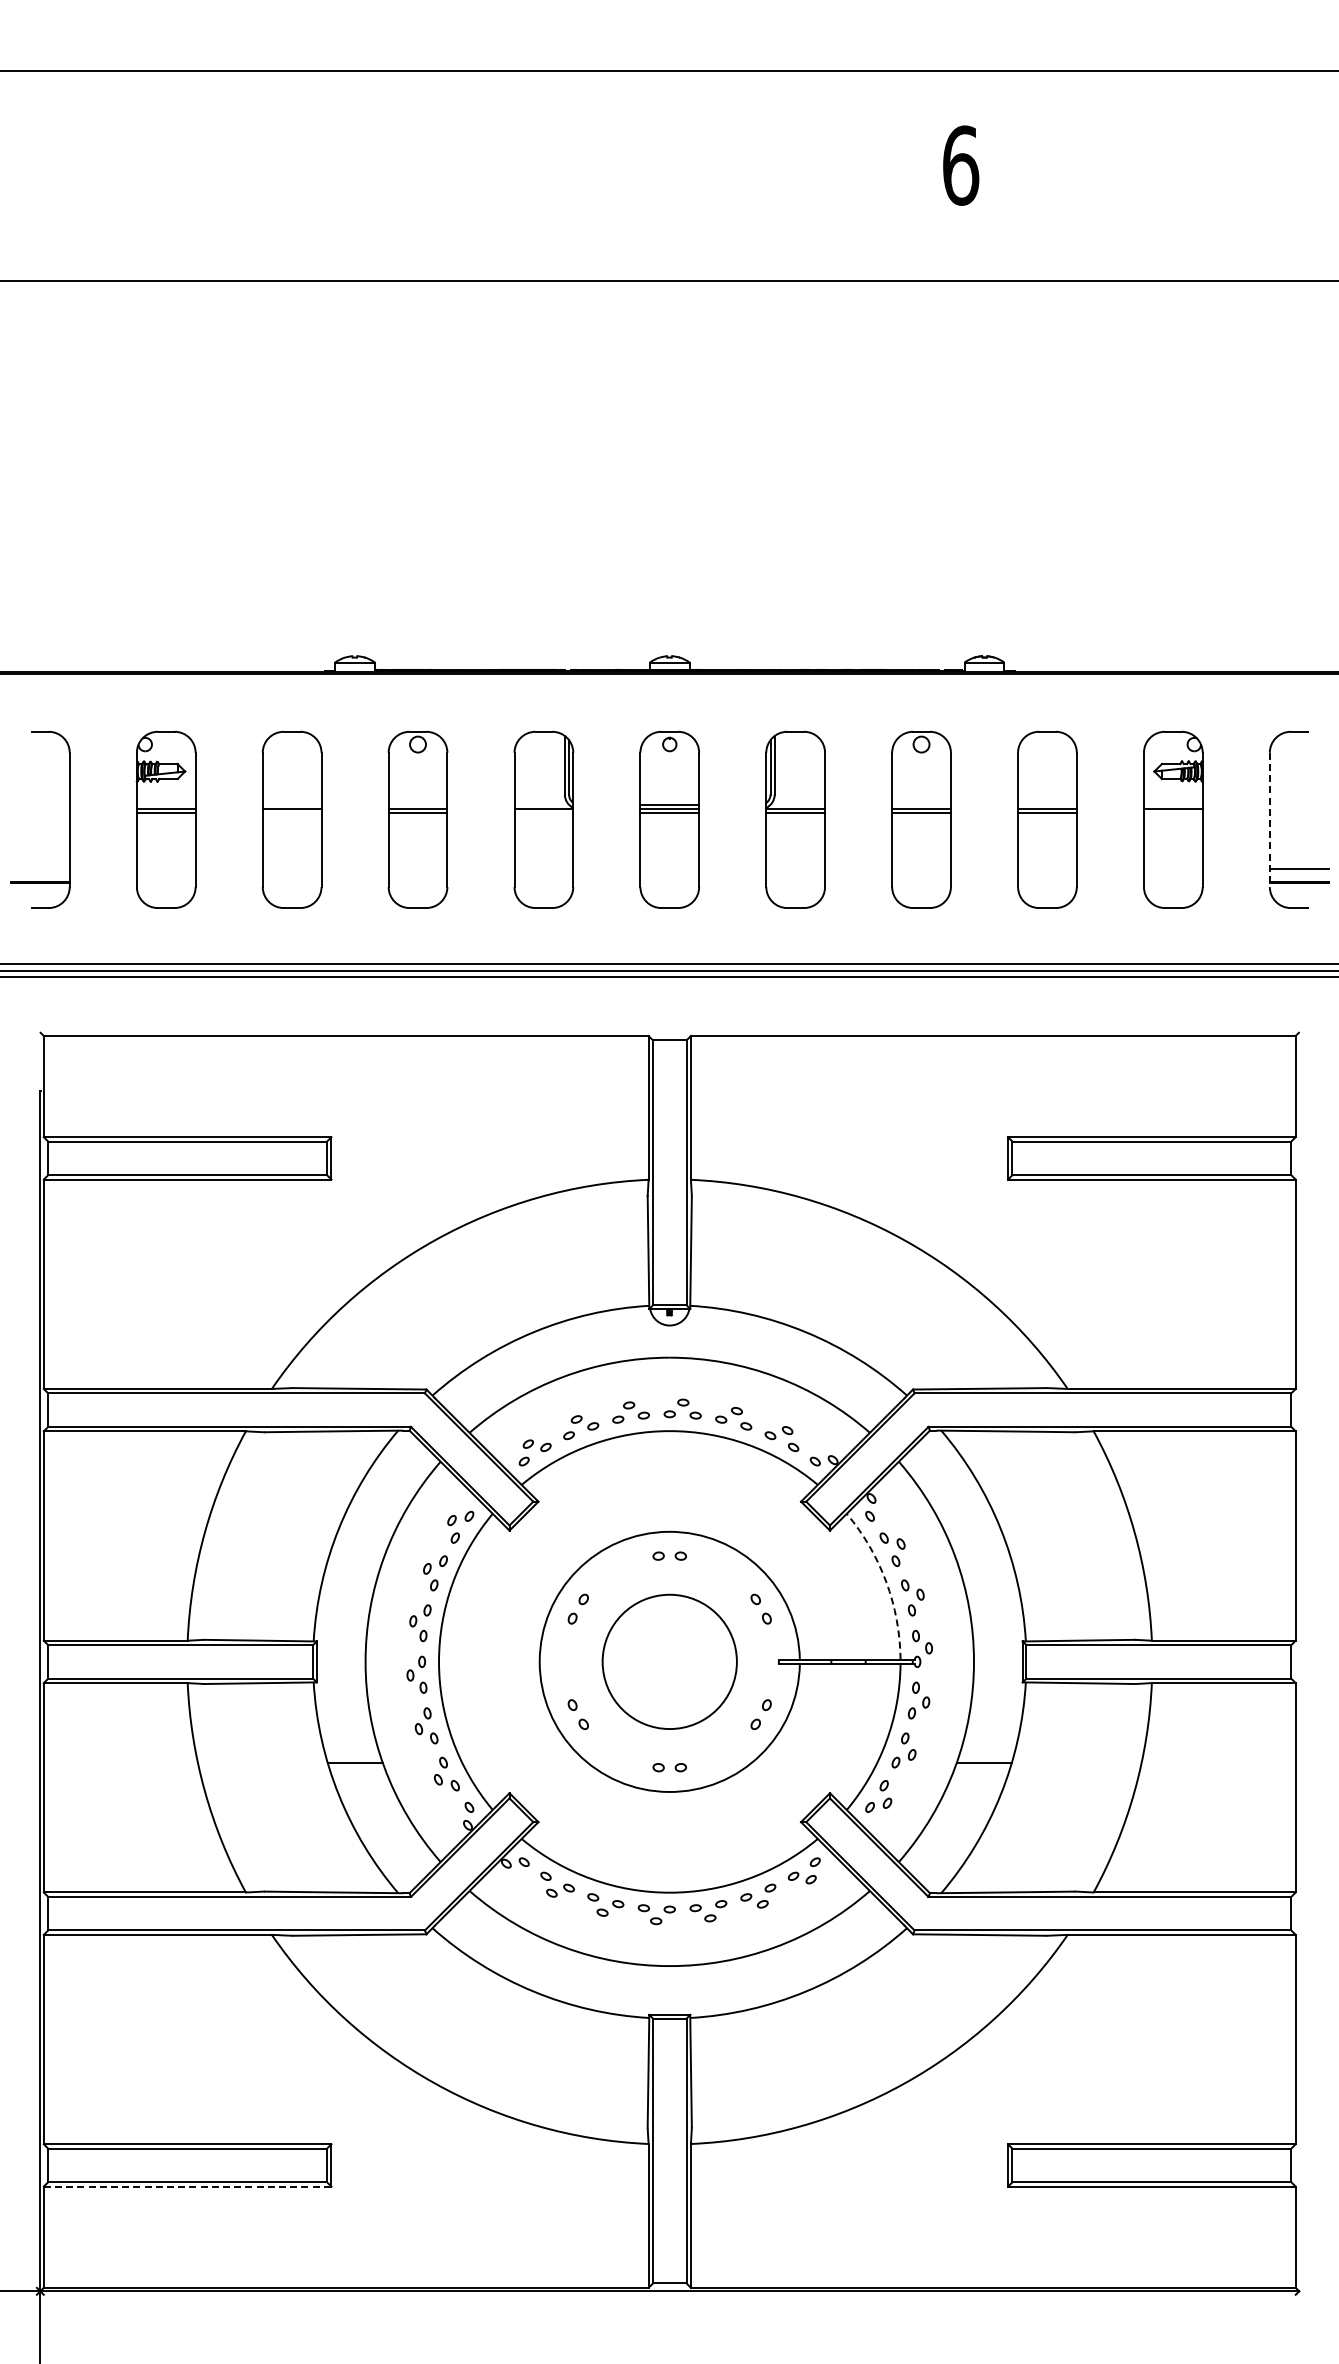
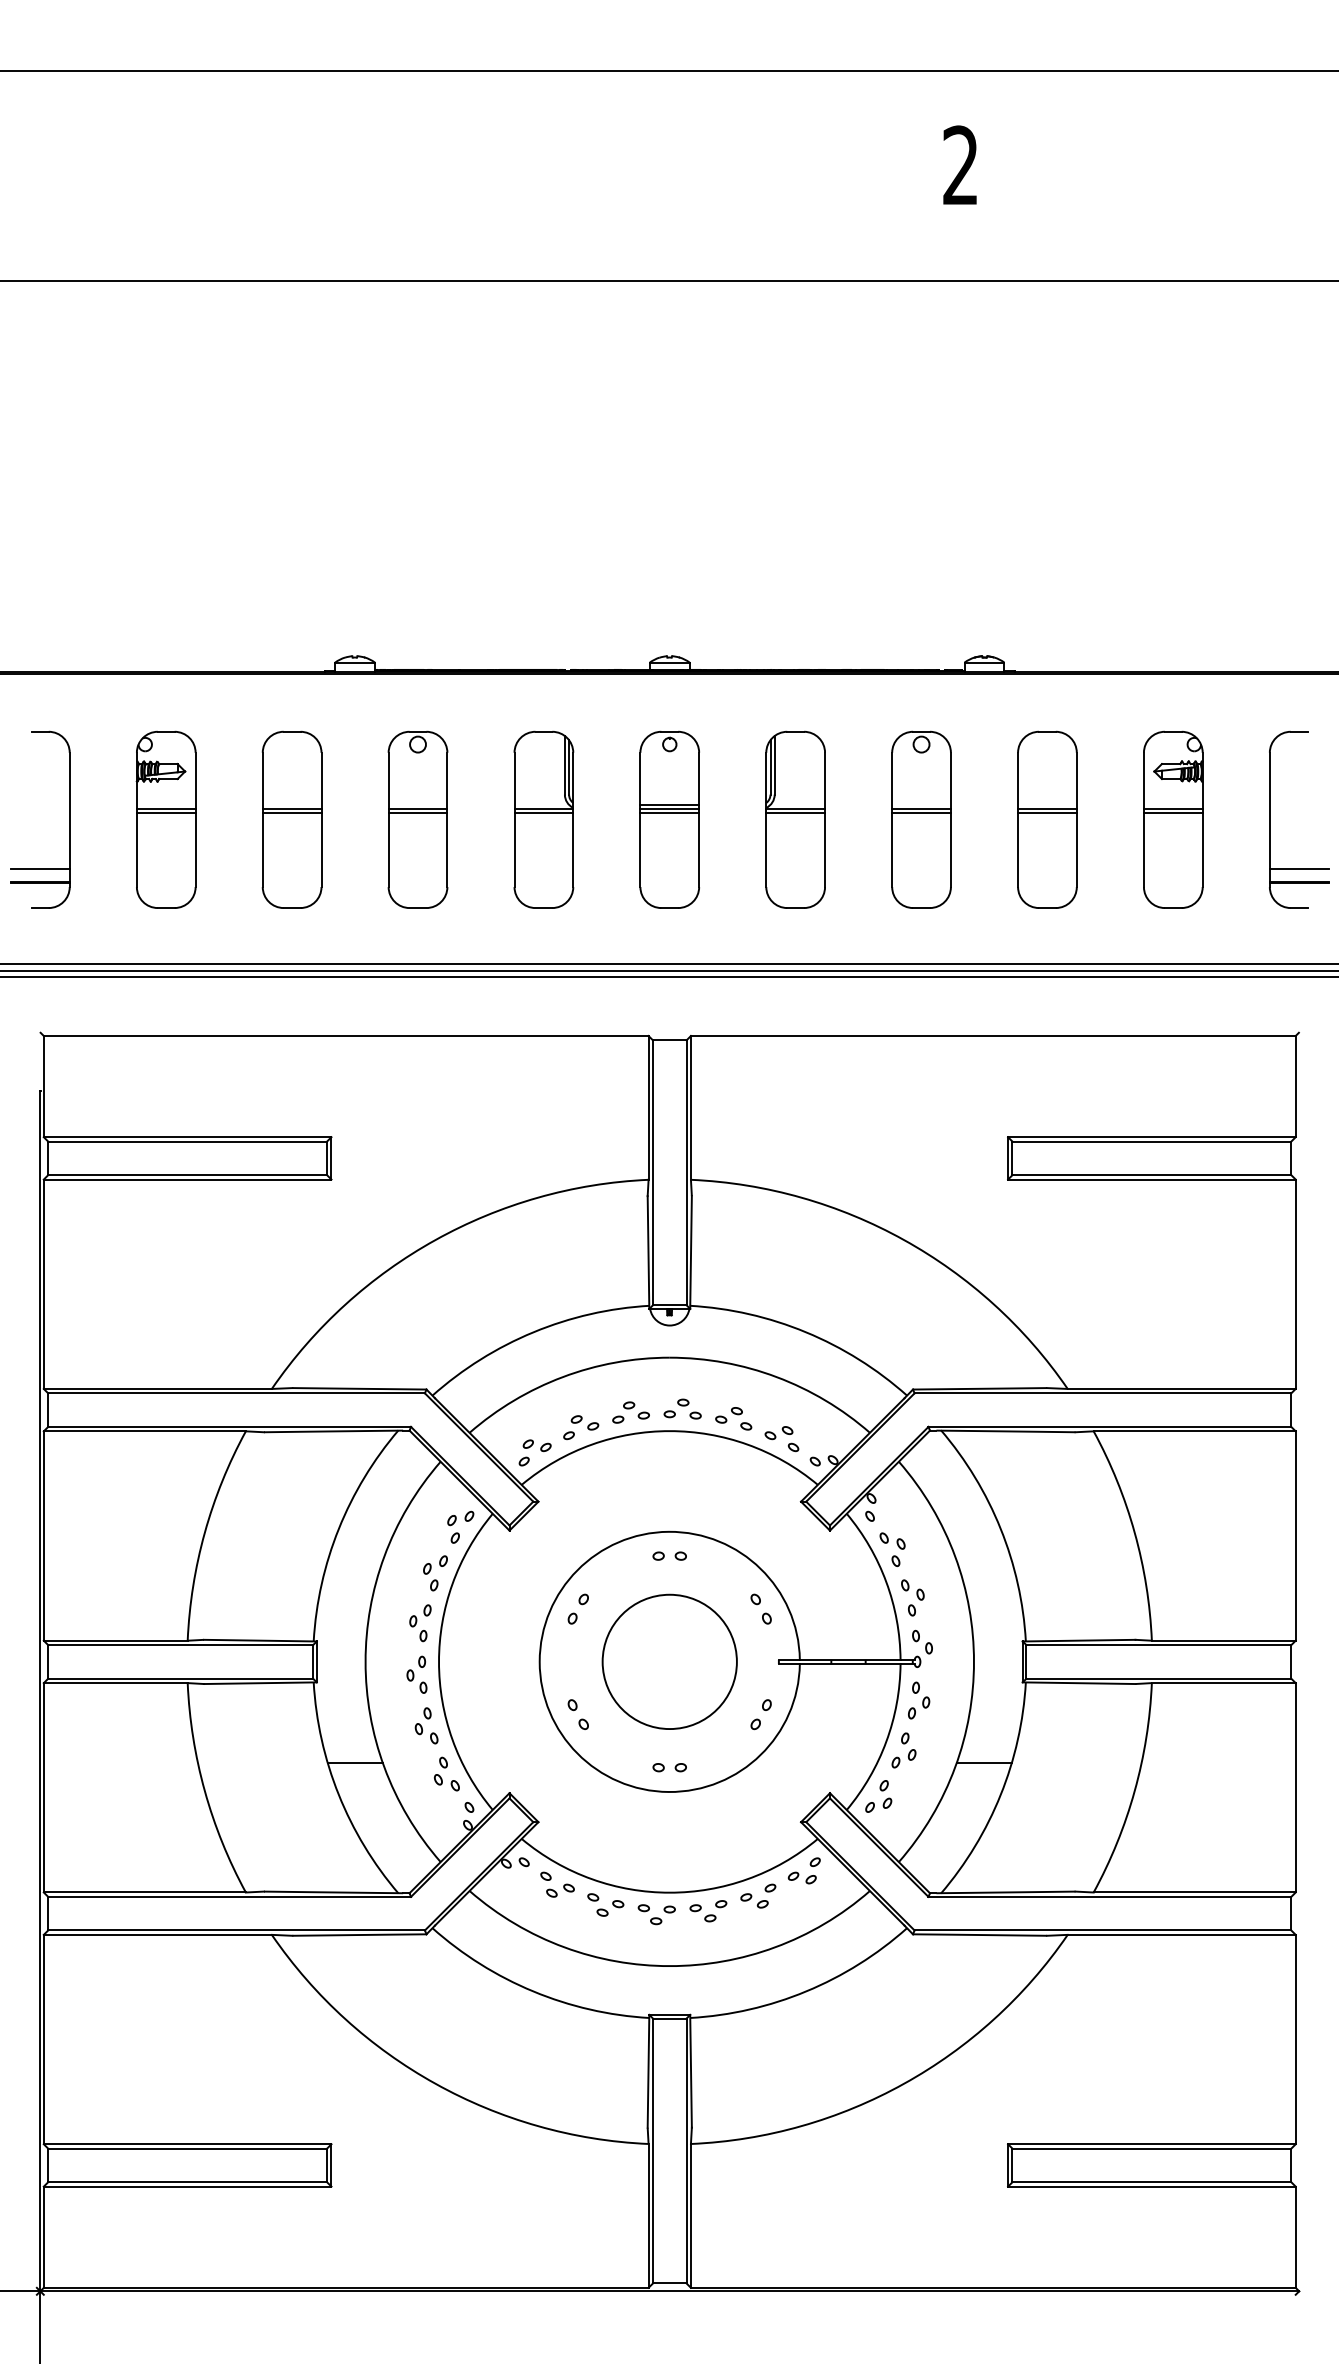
text: 6 -> 2 (961, 165)
line: none -> present (291, 813)
line: none -> present (543, 813)
line: none -> present (1172, 813)
line: dashed -> solid (1269, 820)
line: none -> present (40, 869)
arc: dashed -> solid (886, 1582)
line: dashed -> solid (187, 2186)
